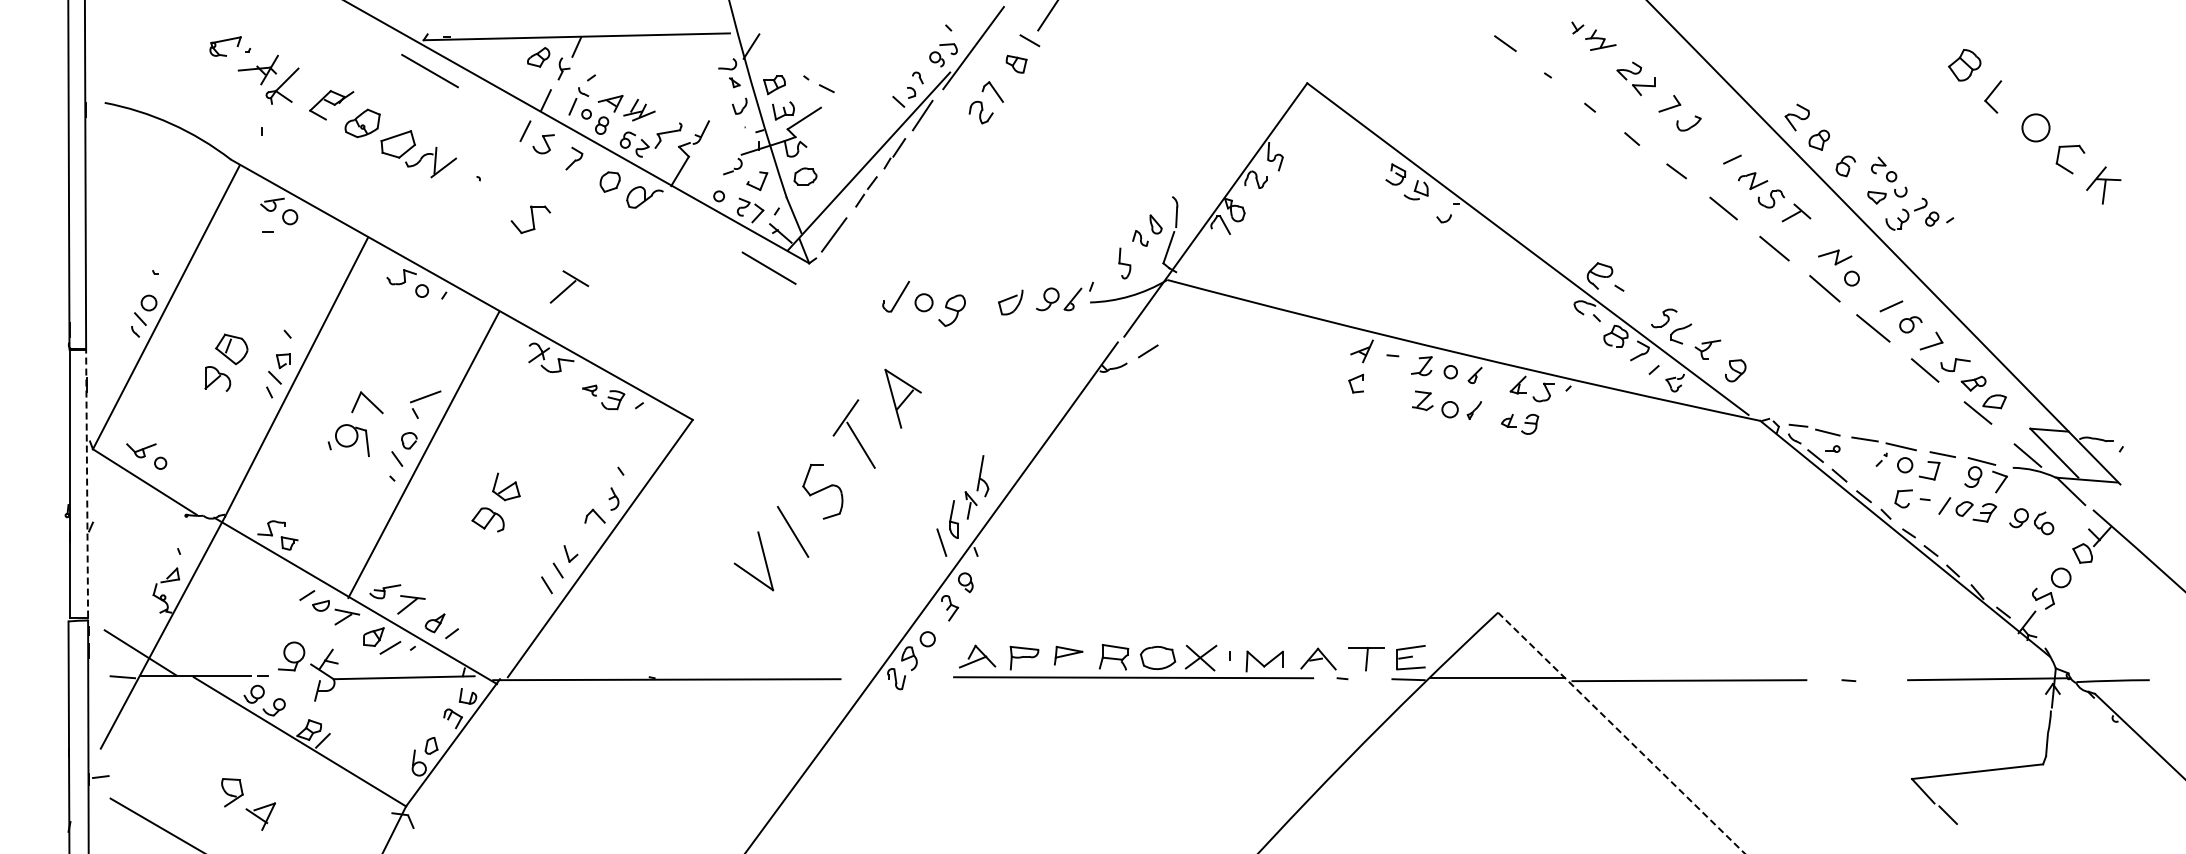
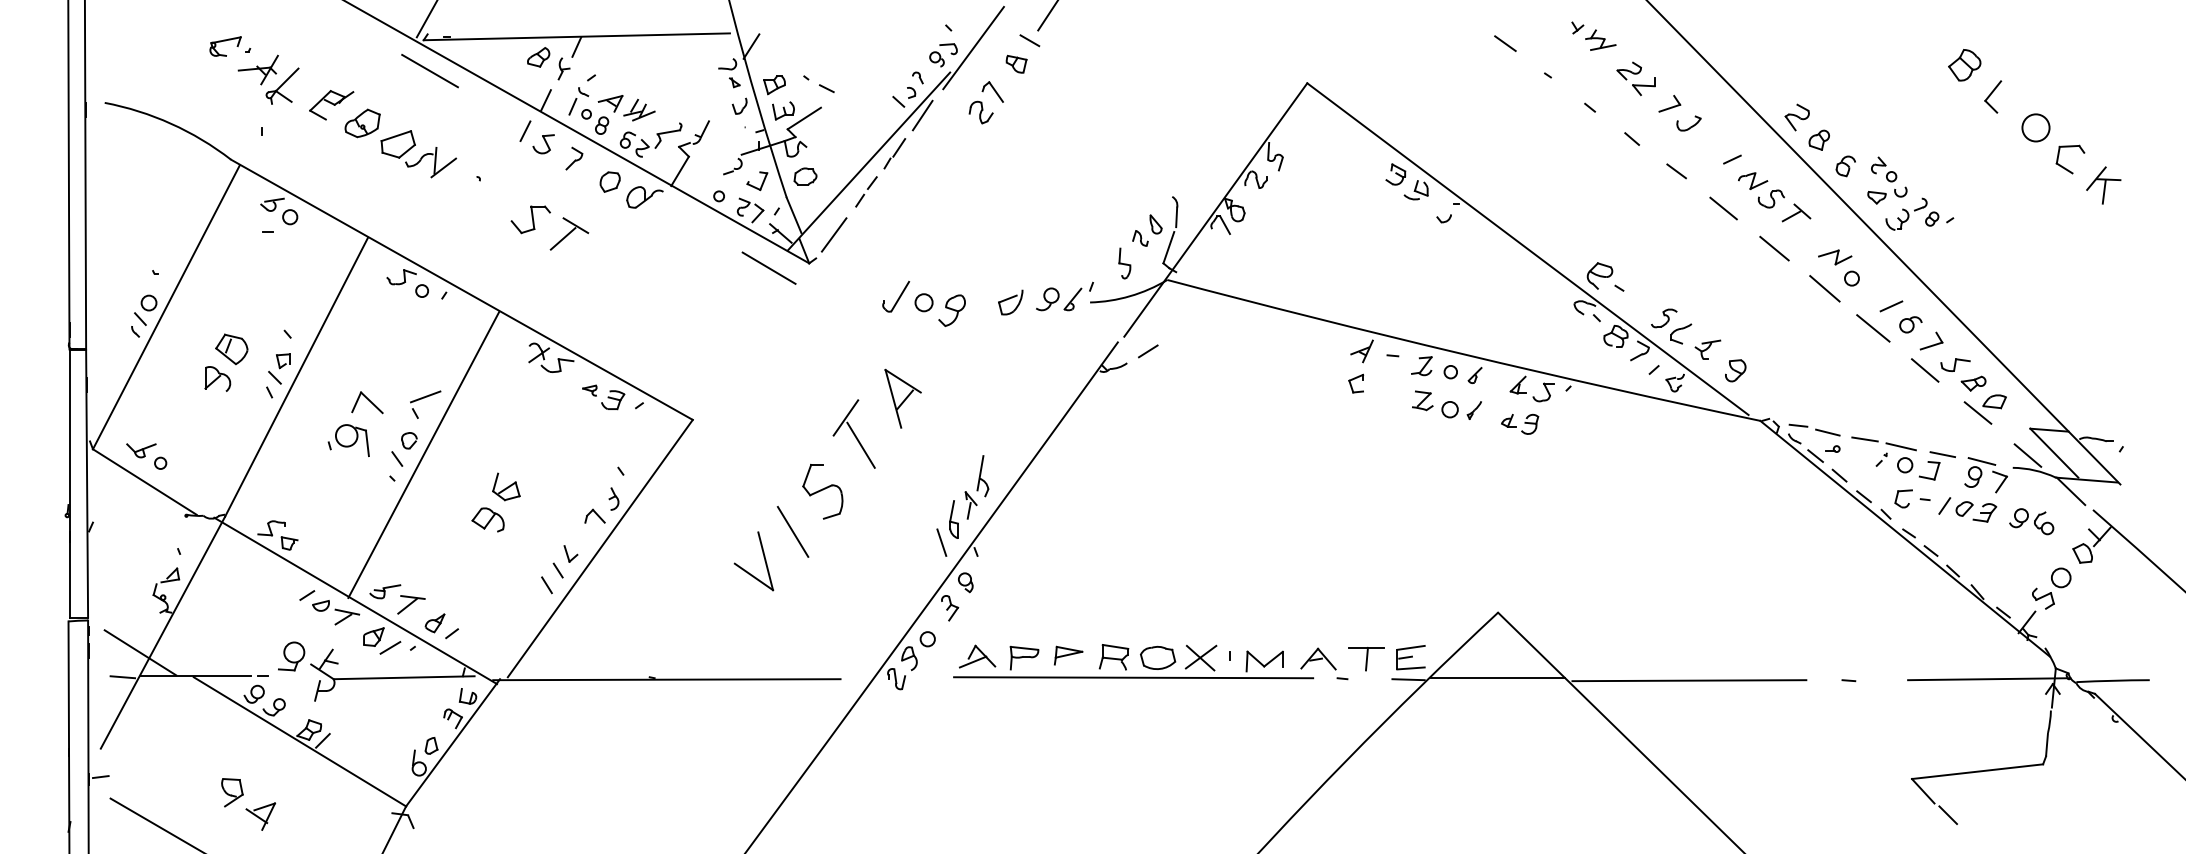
line: none -> present (426, 19)
part position: (569, 286) -> (569, 233) (569, 233)
line: dashed -> solid (87, 483)
line: dashed -> solid (1621, 732)
